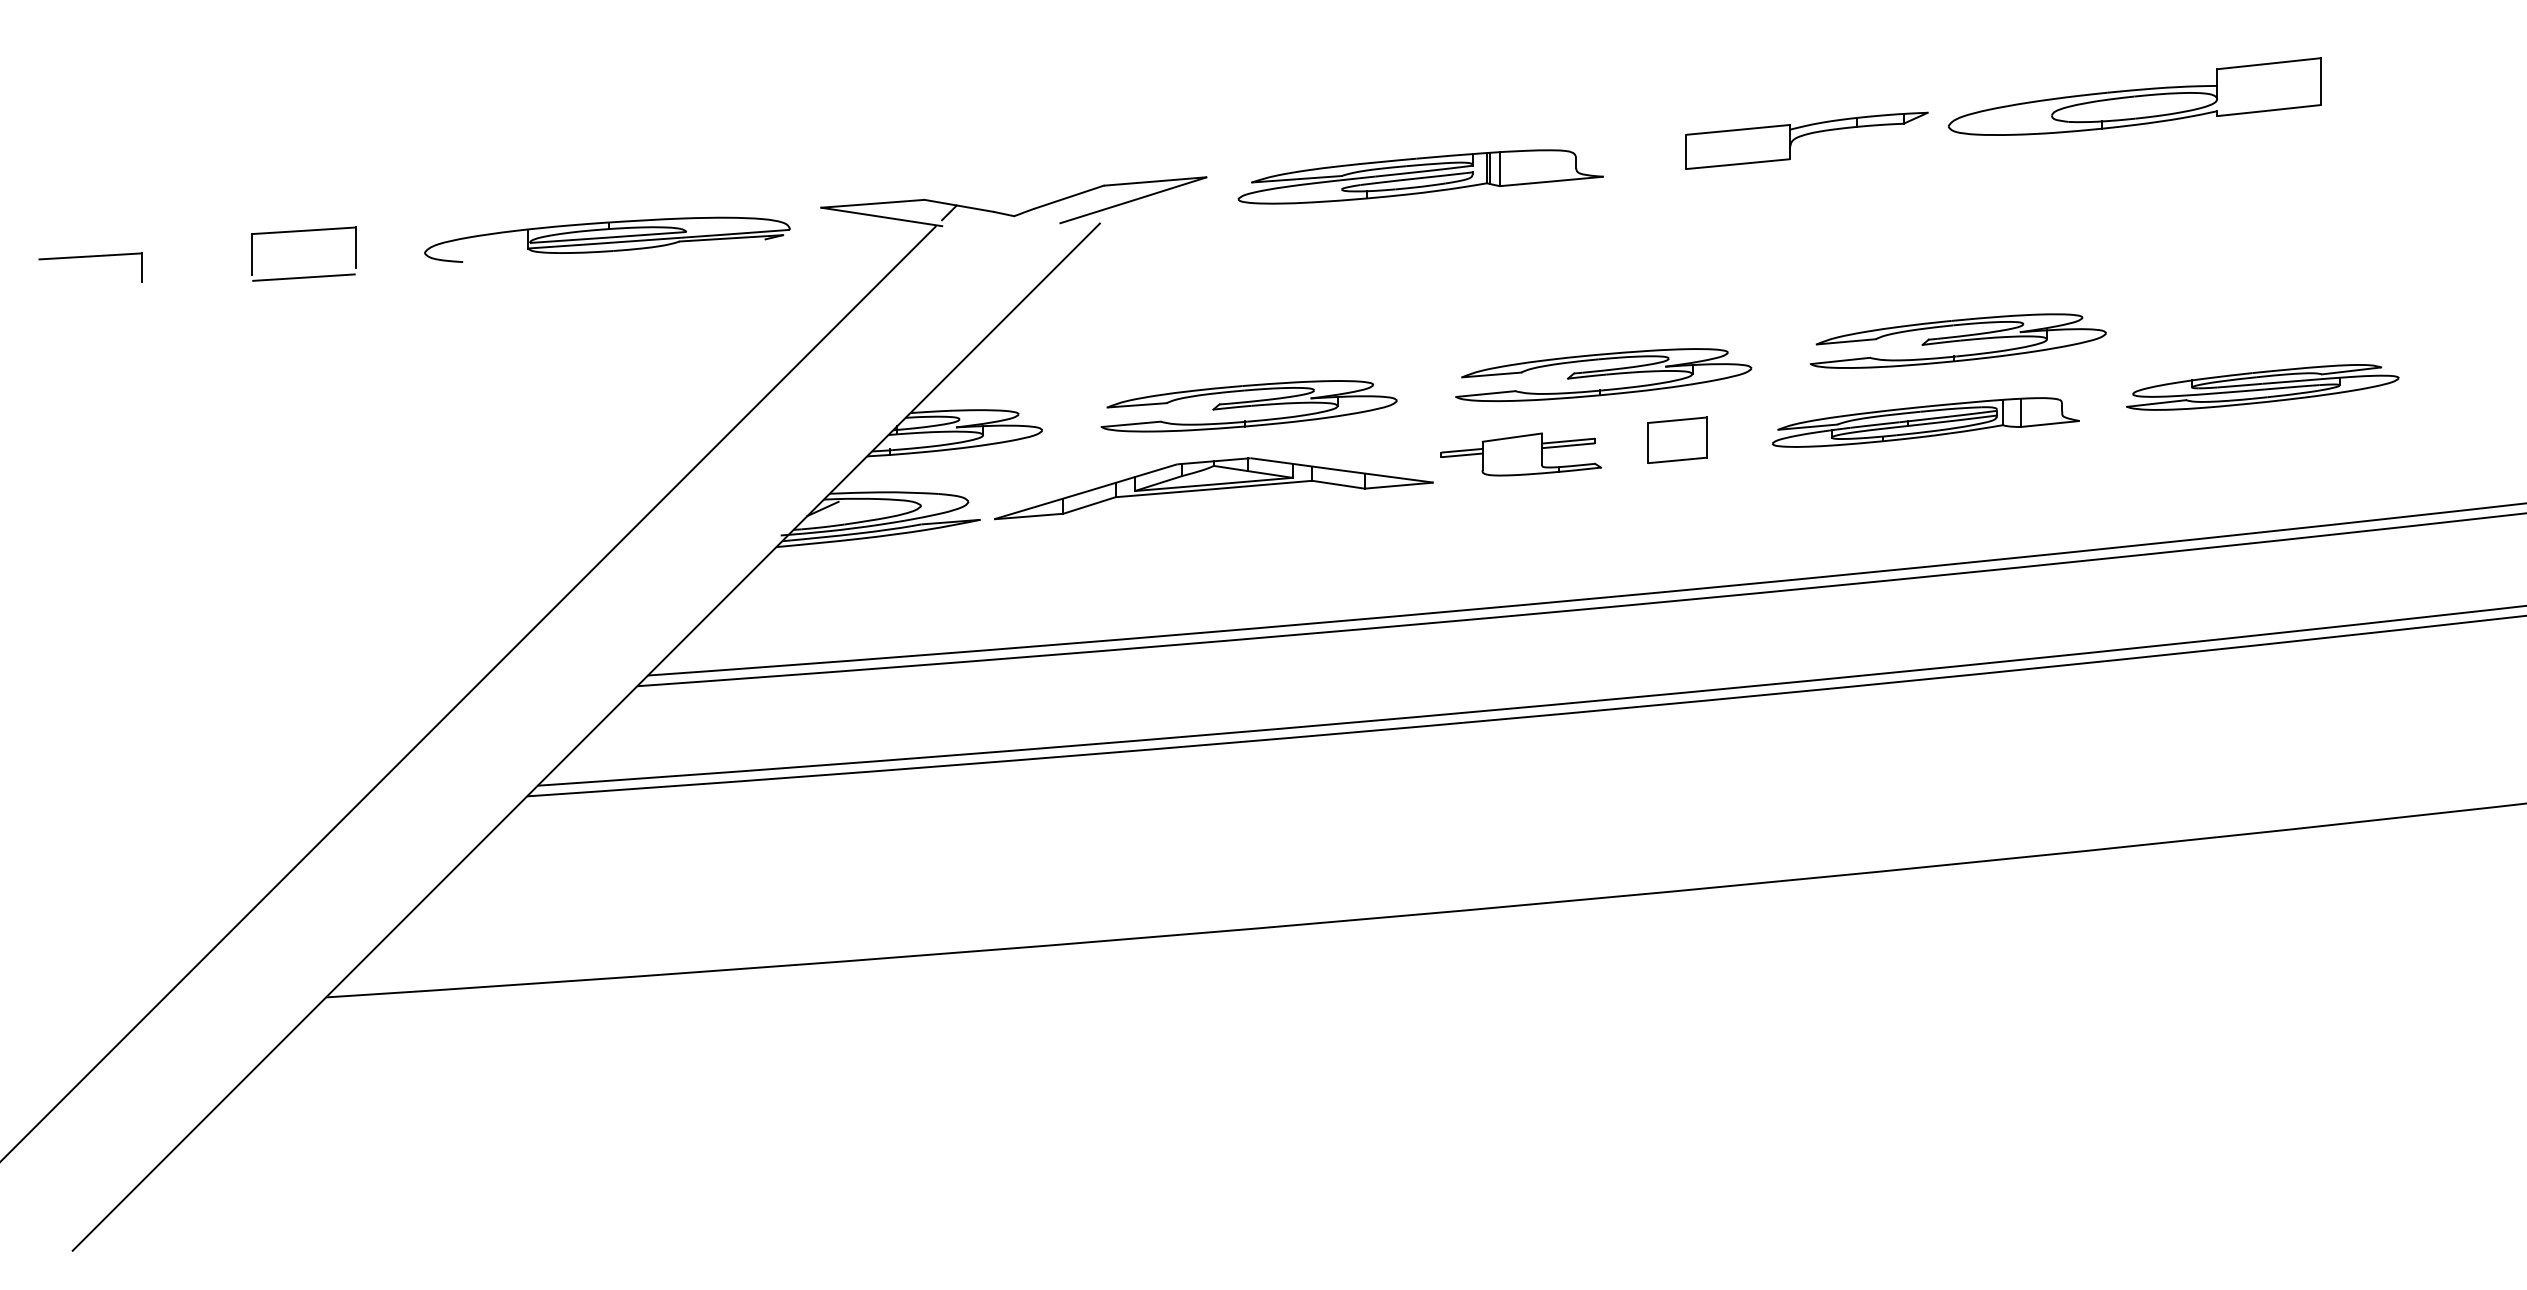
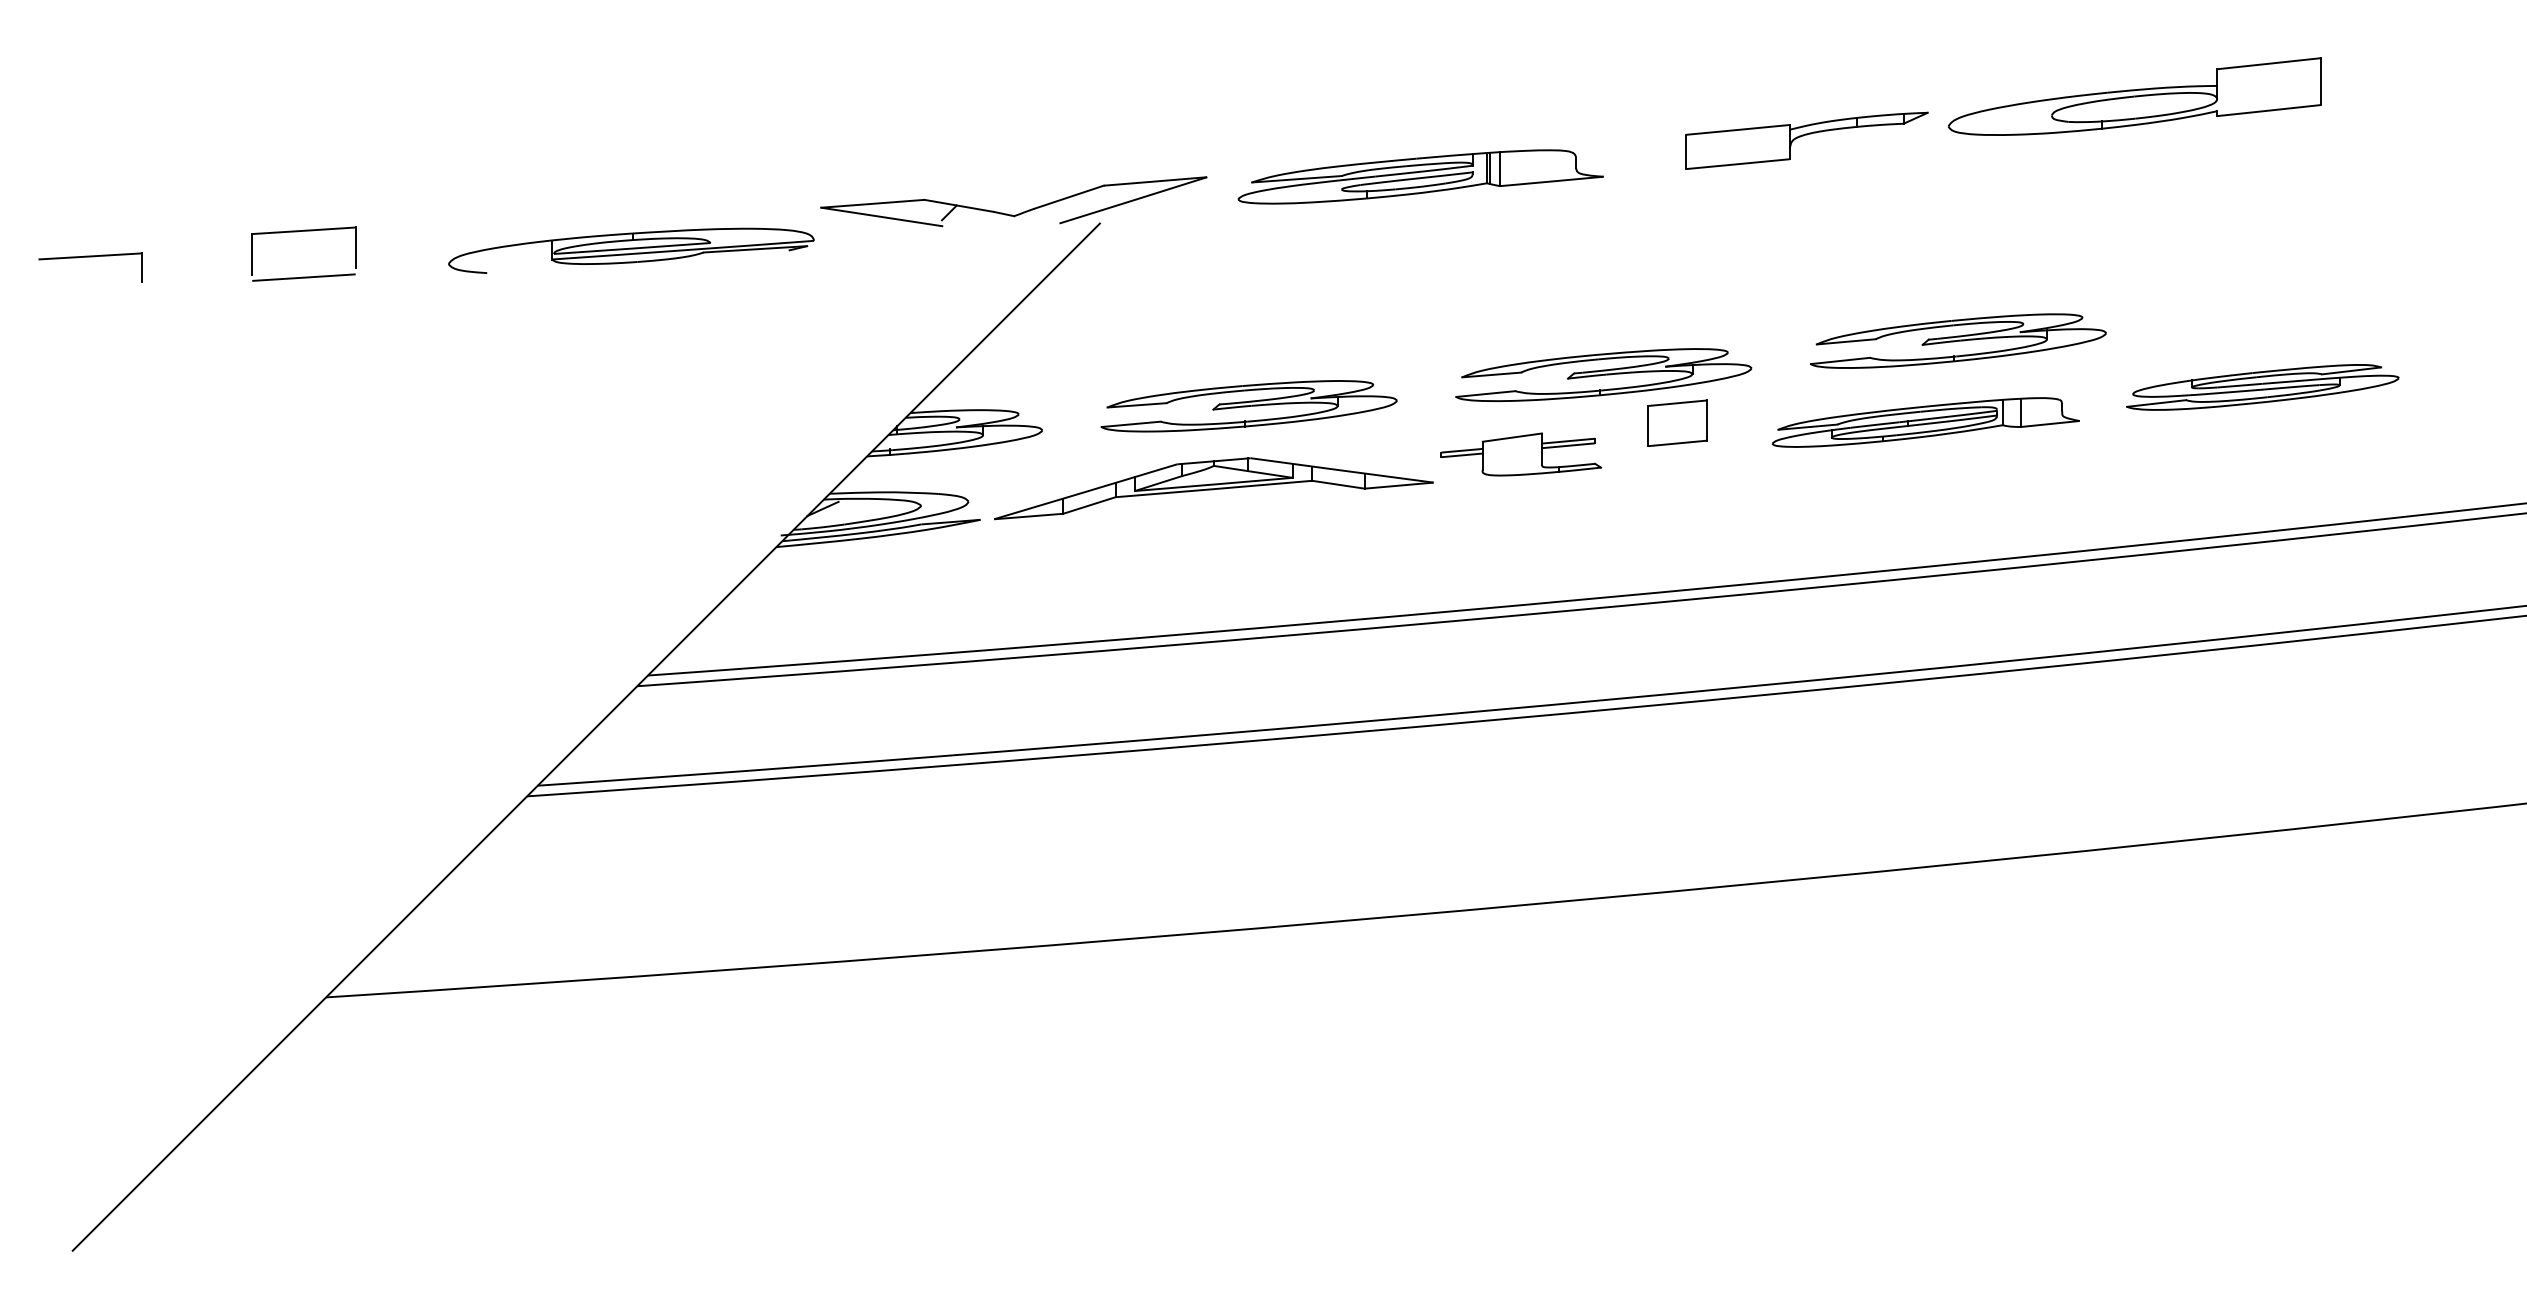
part position: (607, 239) -> (631, 250) (631, 250)
part position: (1677, 439) -> (1677, 422) (1677, 422)
line: present -> none (468, 693)
